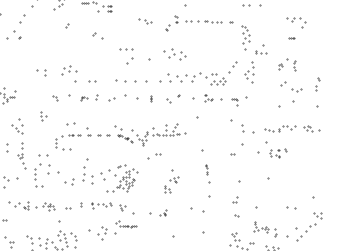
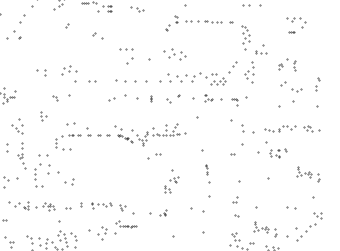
part position: (145, 21) -> (137, 9) (137, 9)
part position: (291, 38) -> (291, 32) (291, 32)
part: present -> none (89, 97)
part: none -> present (308, 174)
part: present -> none (110, 175)
